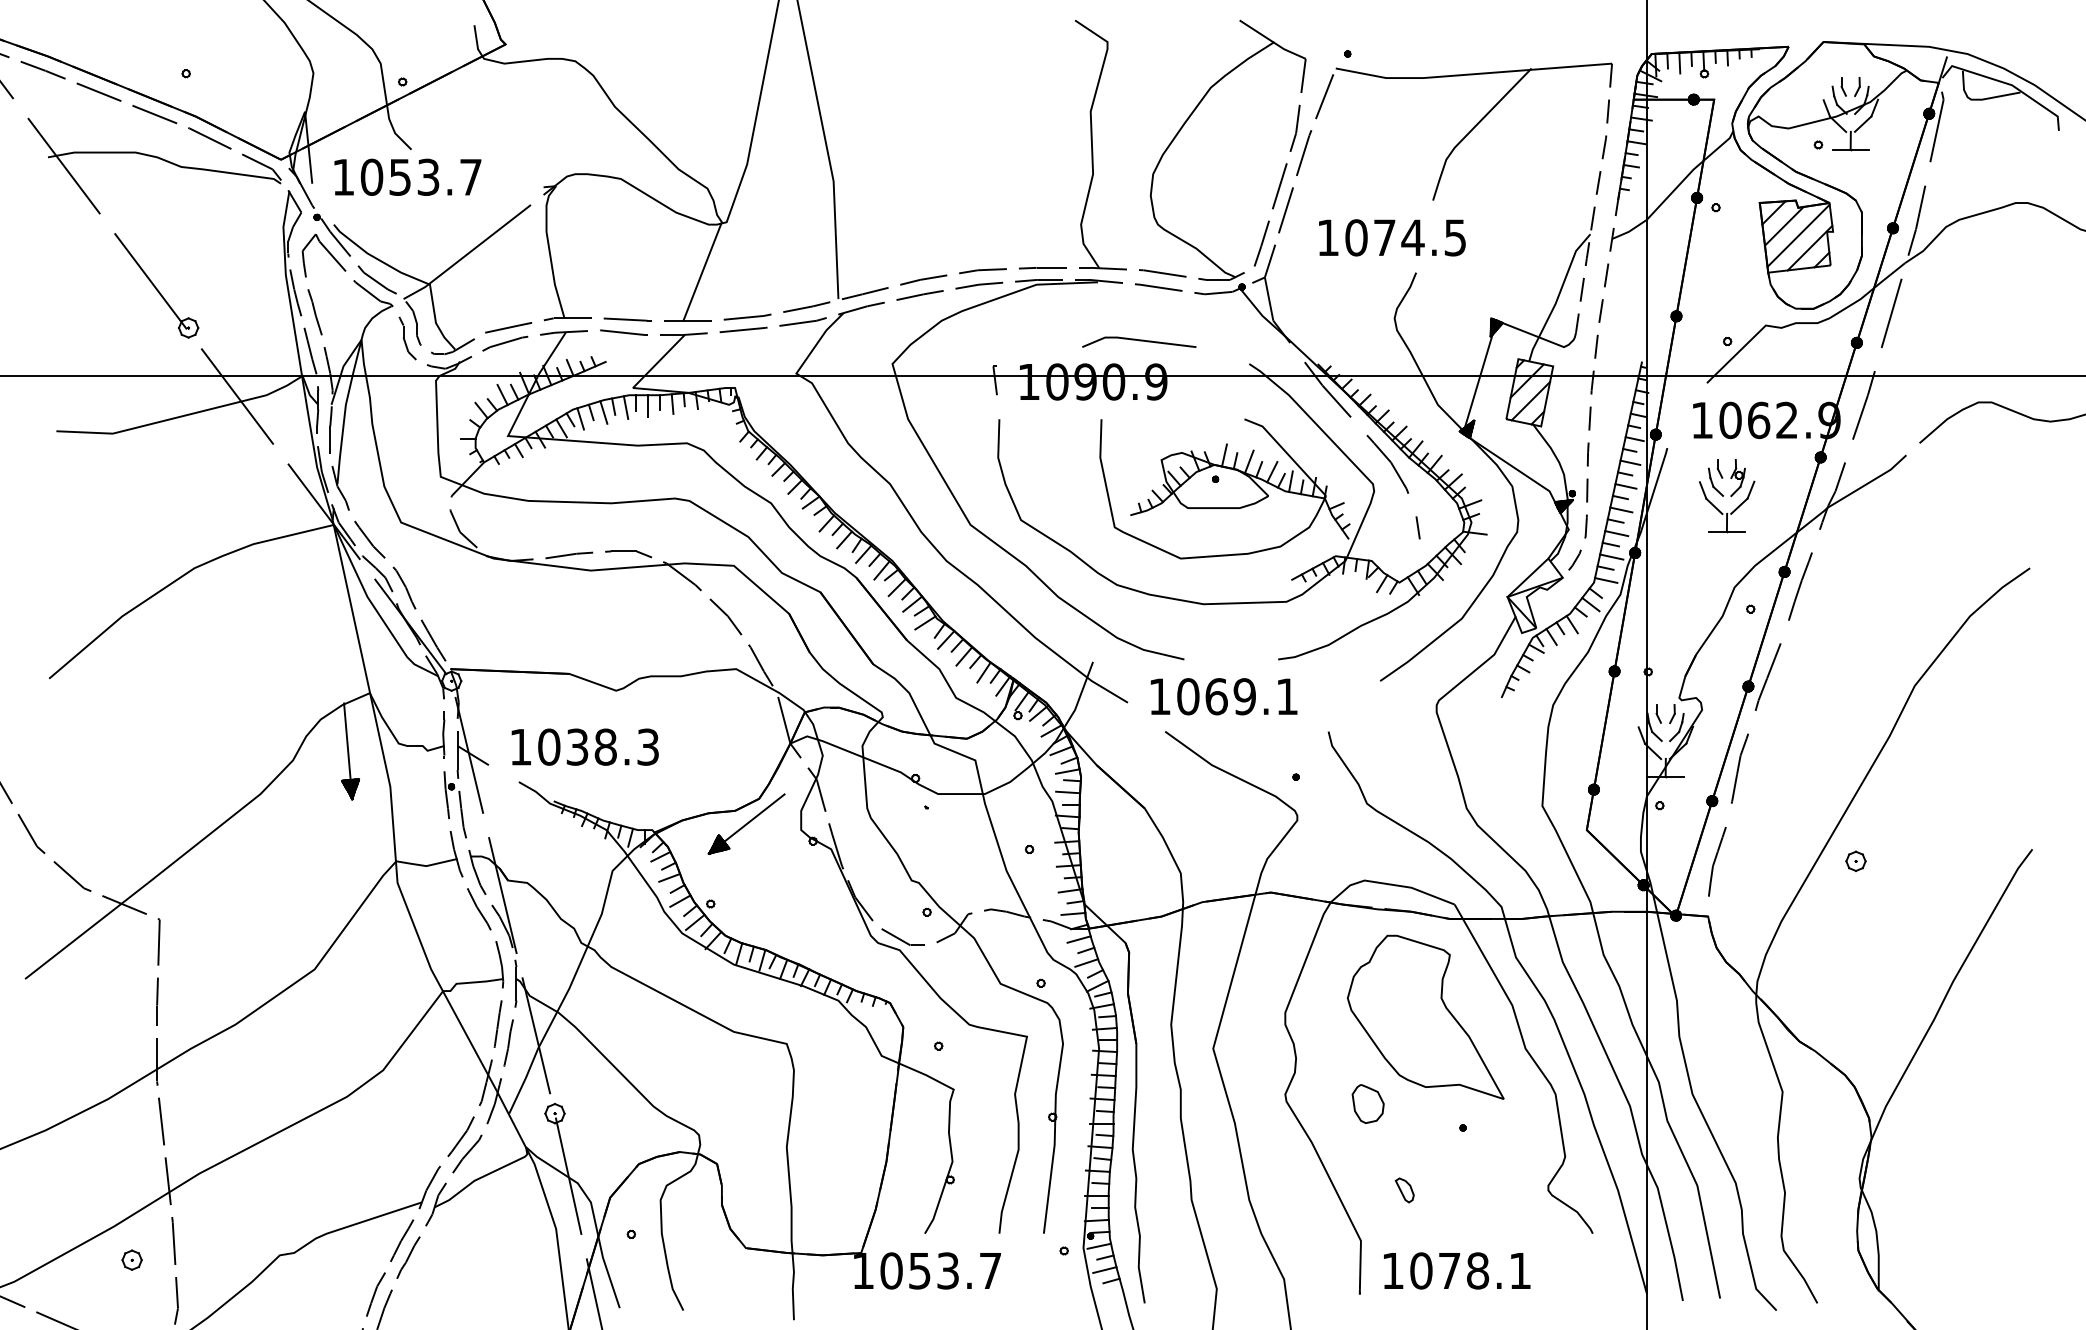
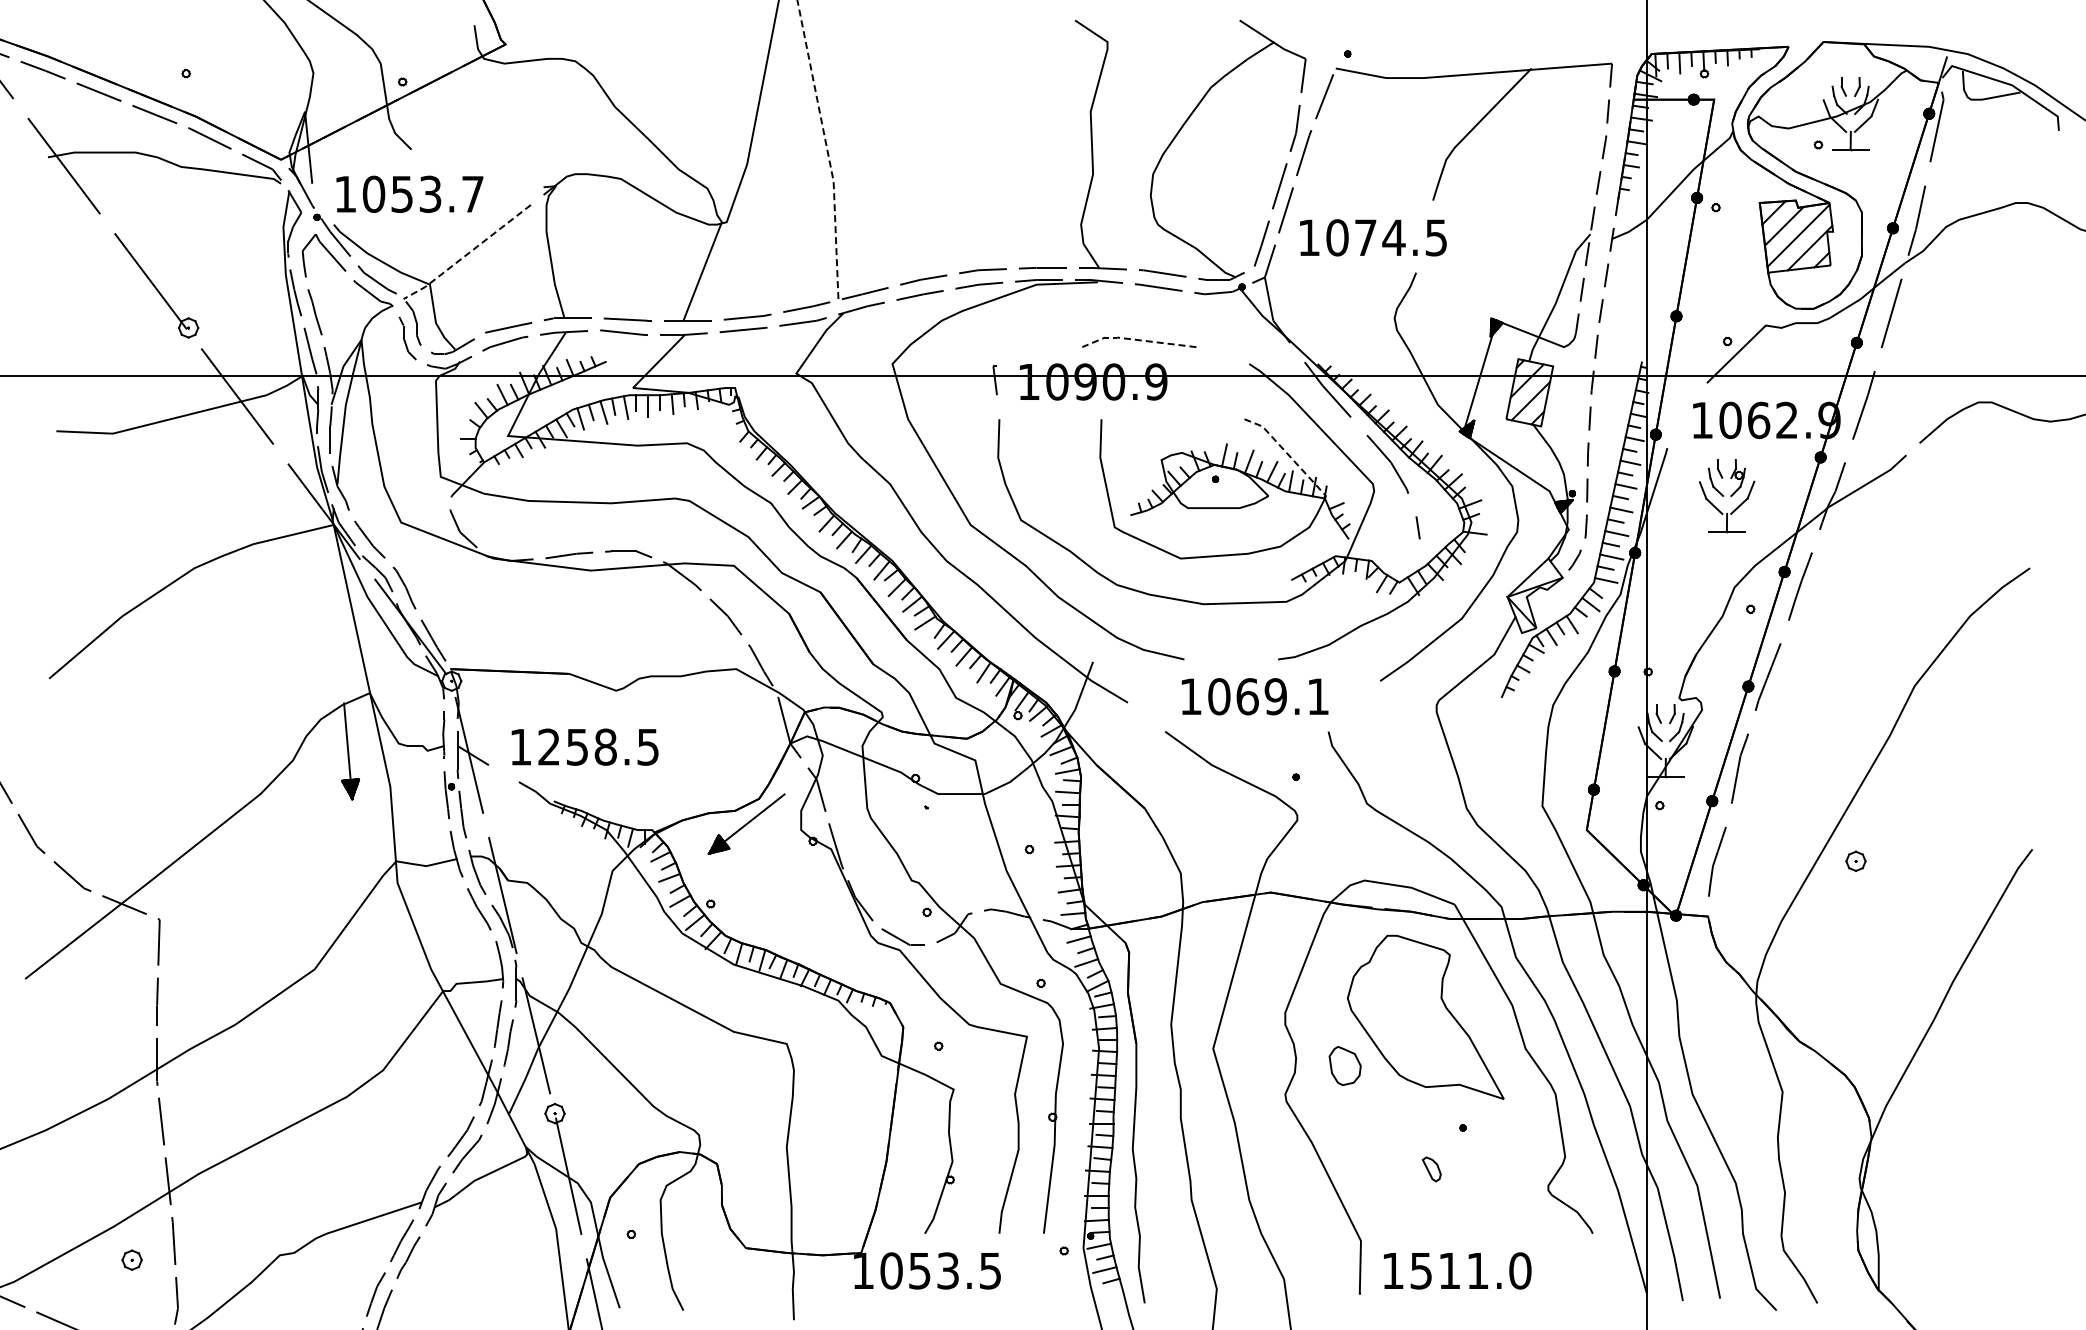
line: solid -> dashed (827, 149)
text position: (407, 176) -> (409, 193) (409, 193)
text position: (1392, 237) -> (1373, 237) (1373, 237)
line: solid -> dashed (468, 253)
line: solid -> dashed (1136, 339)
line: solid -> dashed (1287, 453)
text position: (1223, 696) -> (1254, 696) (1254, 696)
text: 1038.3 -> 1258.5 (598, 746)
part position: (1367, 1103) -> (1344, 1065) (1344, 1065)
part position: (1404, 1190) -> (1431, 1169) (1431, 1169)
text: 1078.1 -> 1511.0 (1470, 1270)
text: 1053.7 -> 1053.5 (990, 1271)
